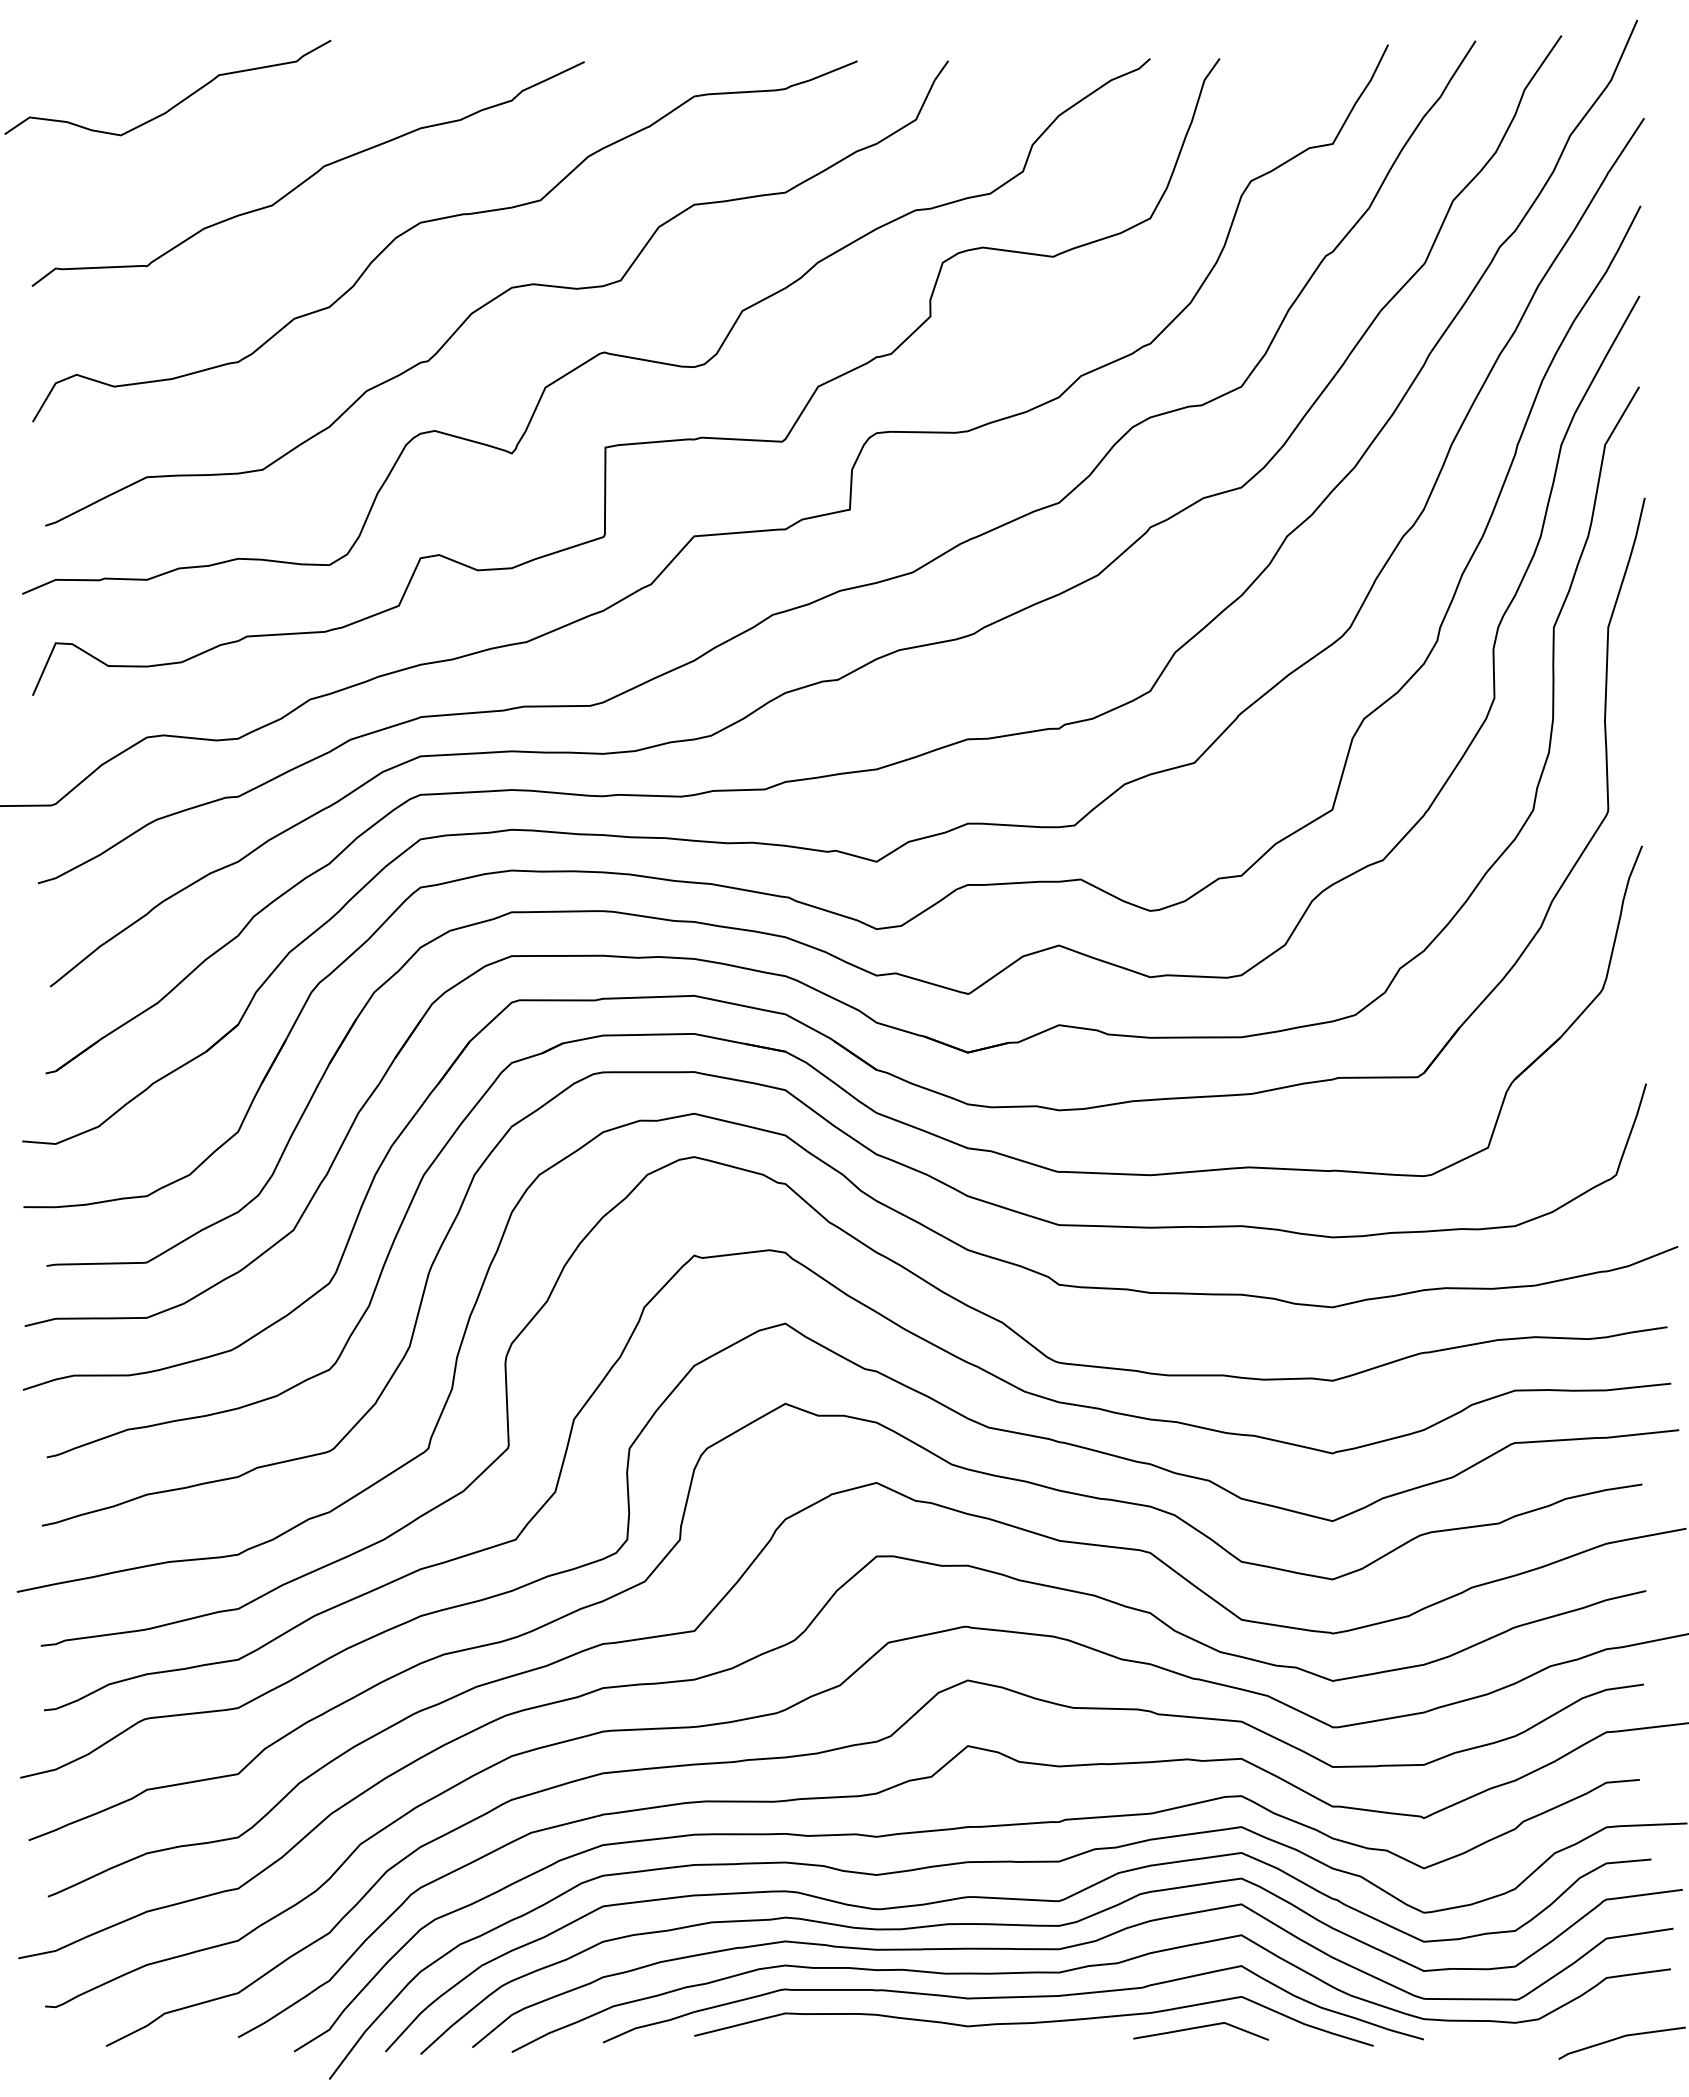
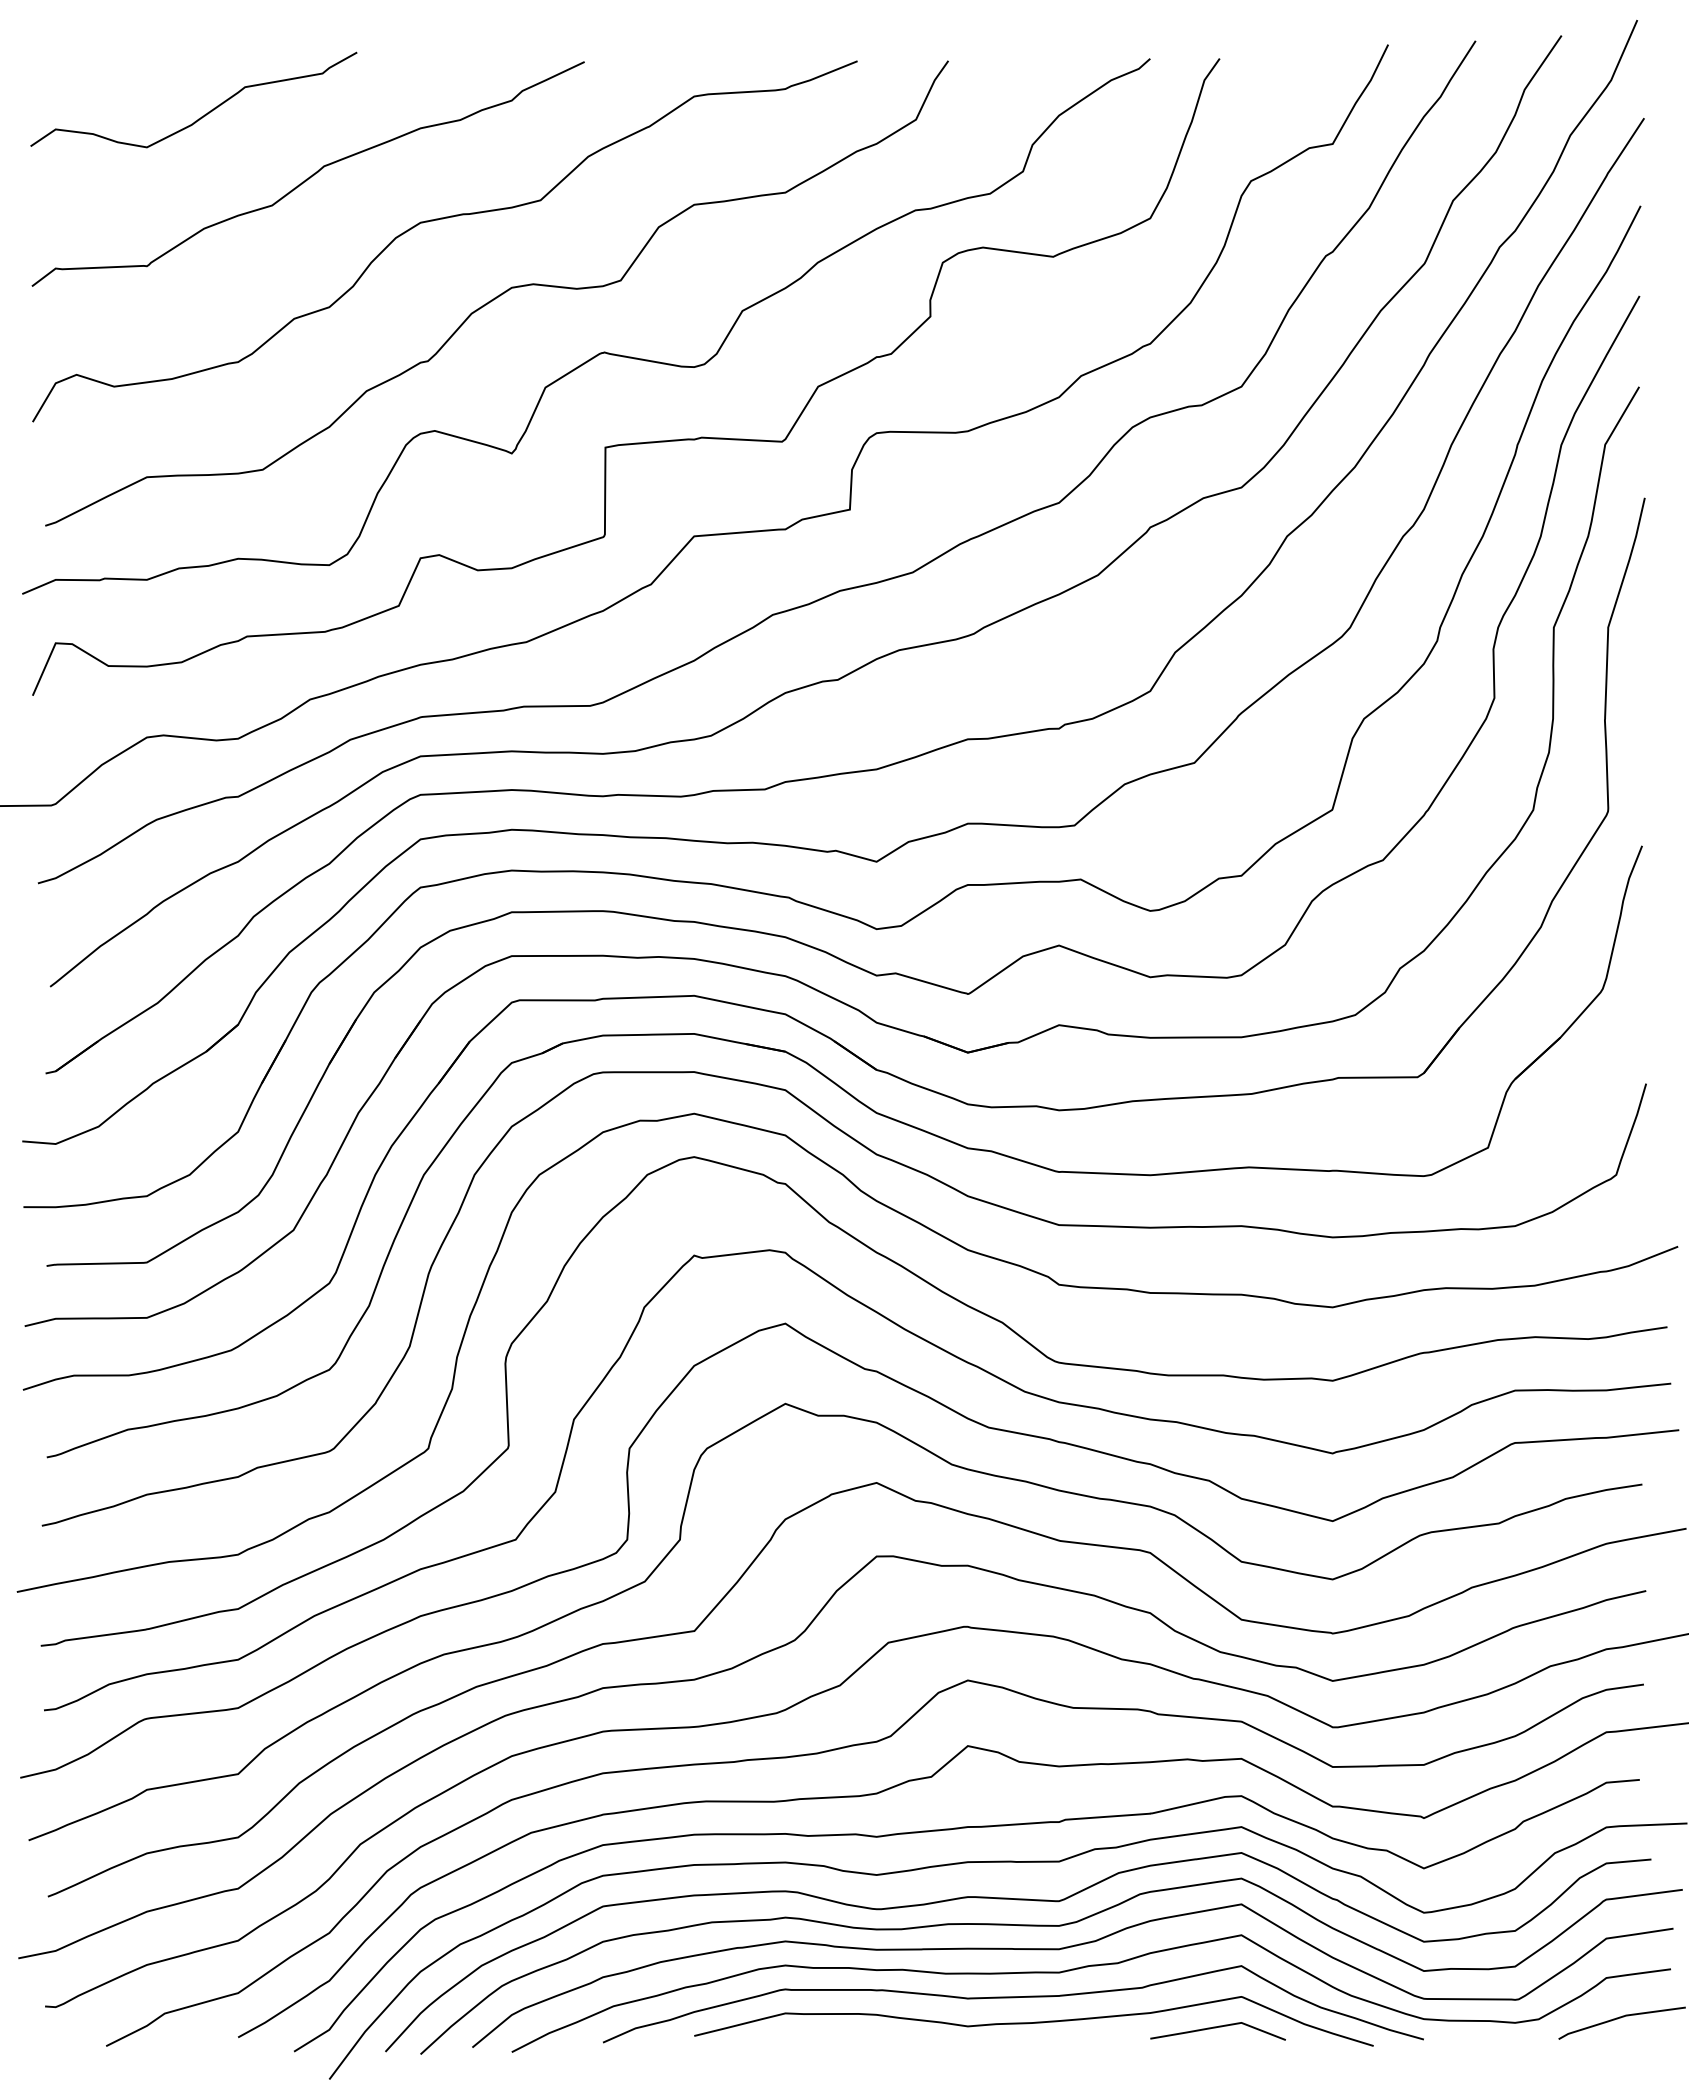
curve position: (178, 102) -> (204, 114) (204, 114)
line position: (1199, 2028) -> (1216, 2028) (1216, 2028)
line position: (1620, 2038) -> (1620, 2018) (1620, 2018)
